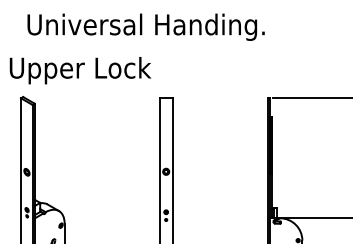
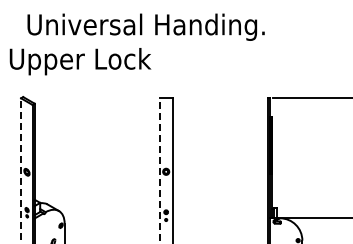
text position: (80, 70) -> (80, 61) (80, 61)
line: solid -> dashed (21, 170)
line: solid -> dashed (159, 170)
